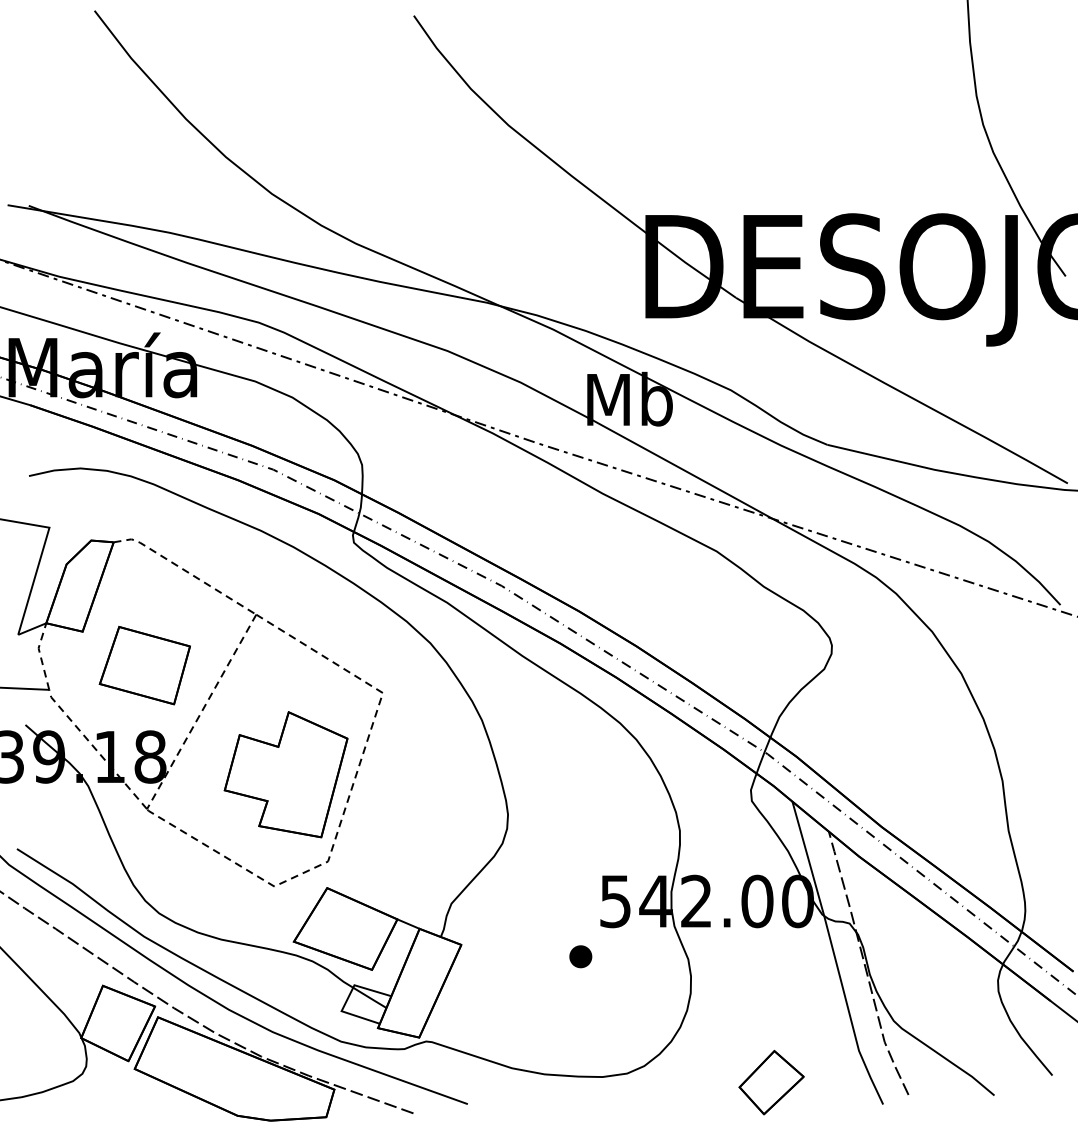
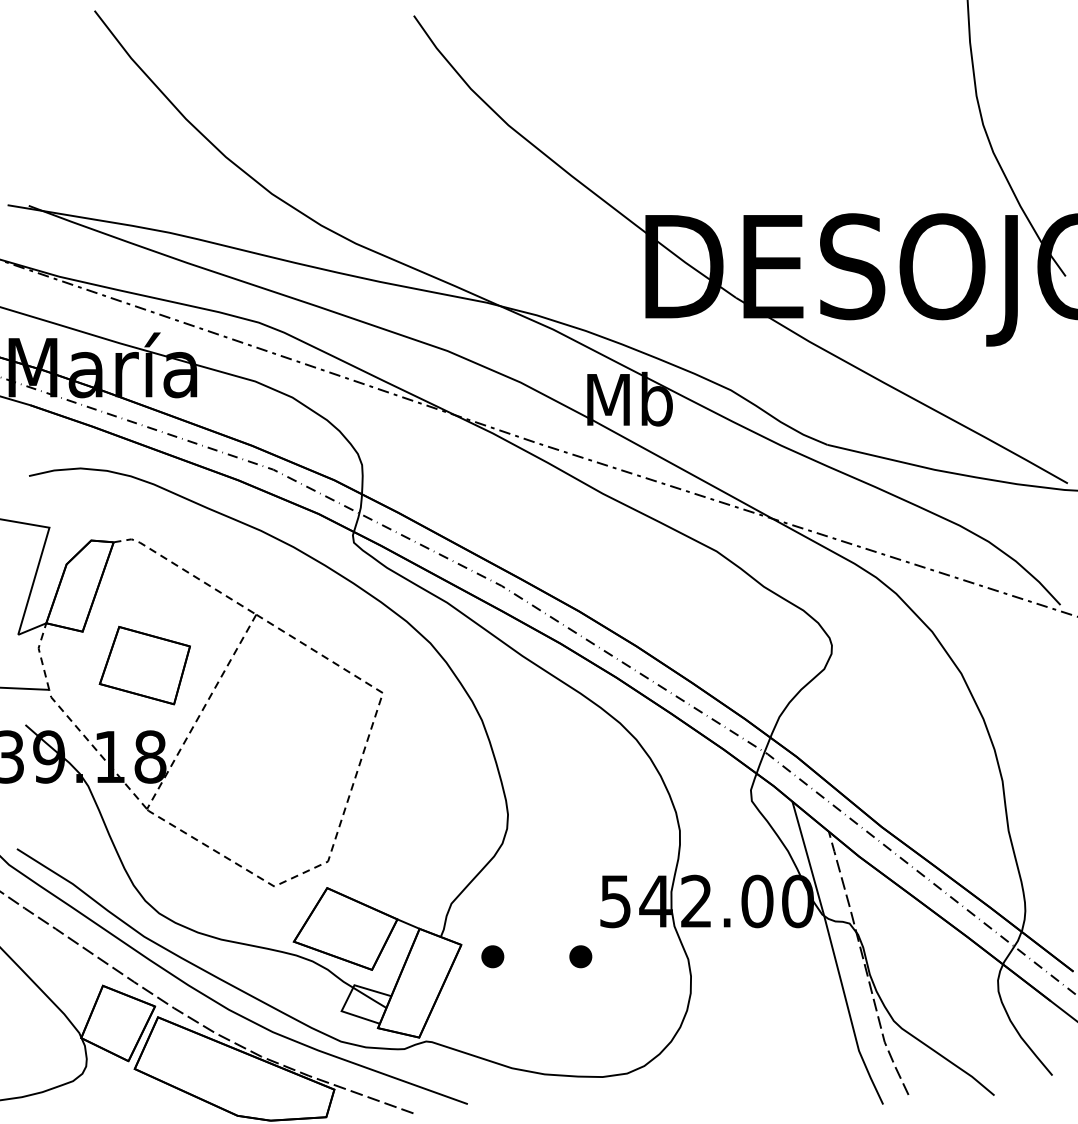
part: present -> none (285, 774)
part: none -> present (492, 956)
part: present -> none (771, 1082)
